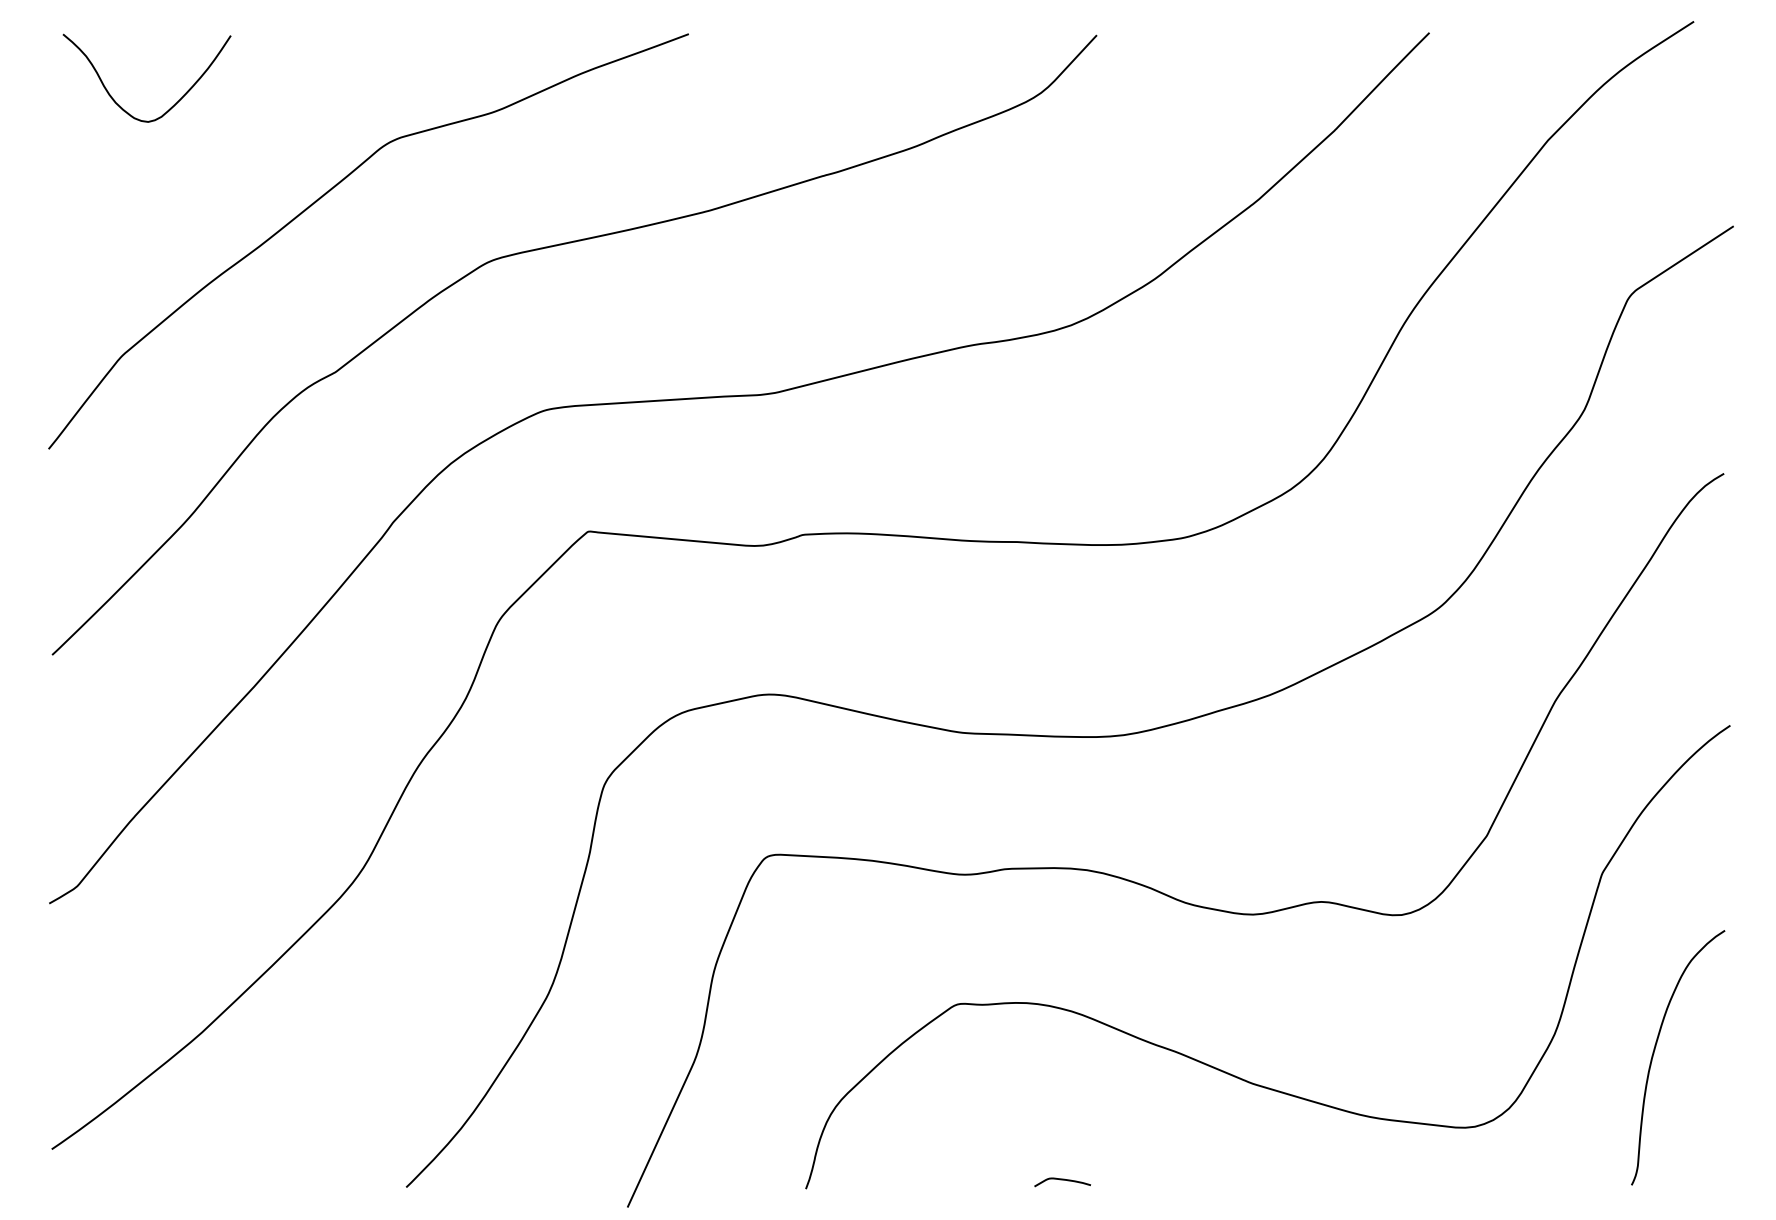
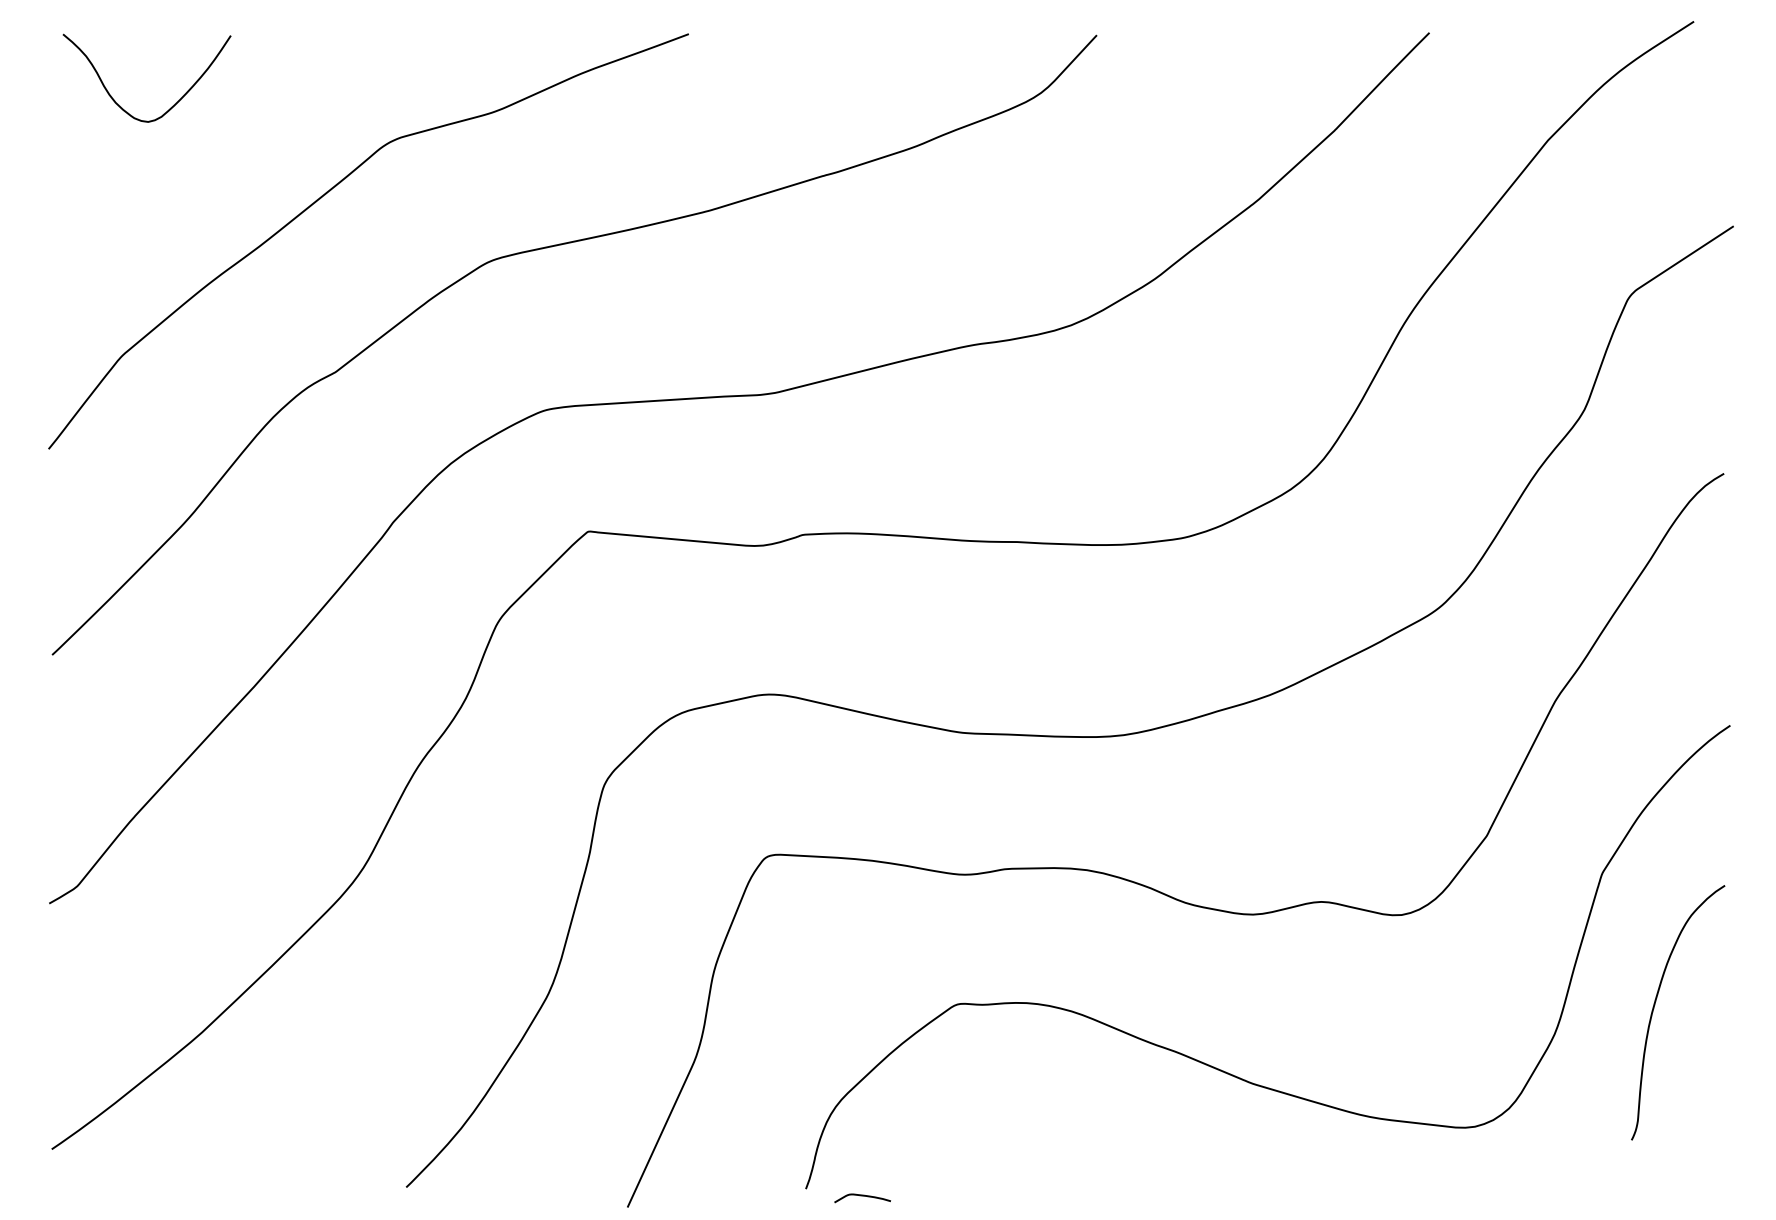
curve position: (1655, 1050) -> (1655, 1005) (1655, 1005)
curve position: (1062, 1180) -> (862, 1196) (862, 1196)
